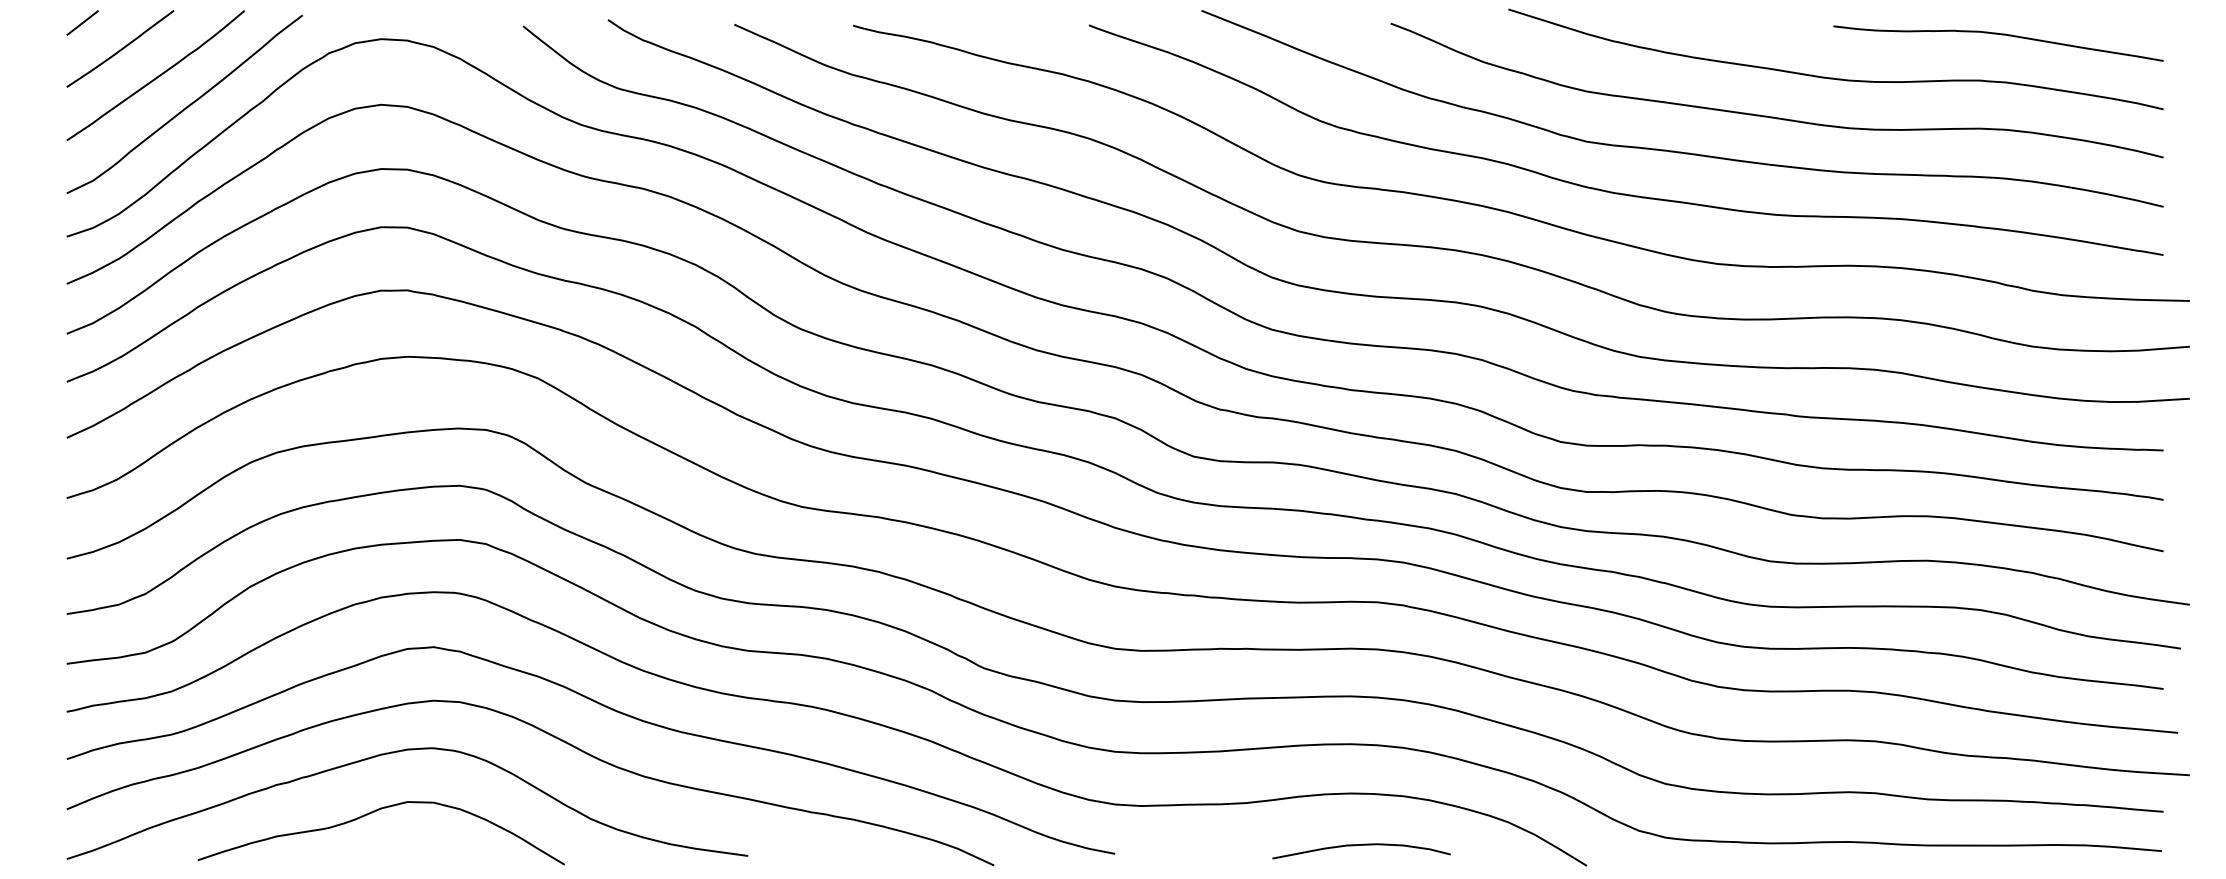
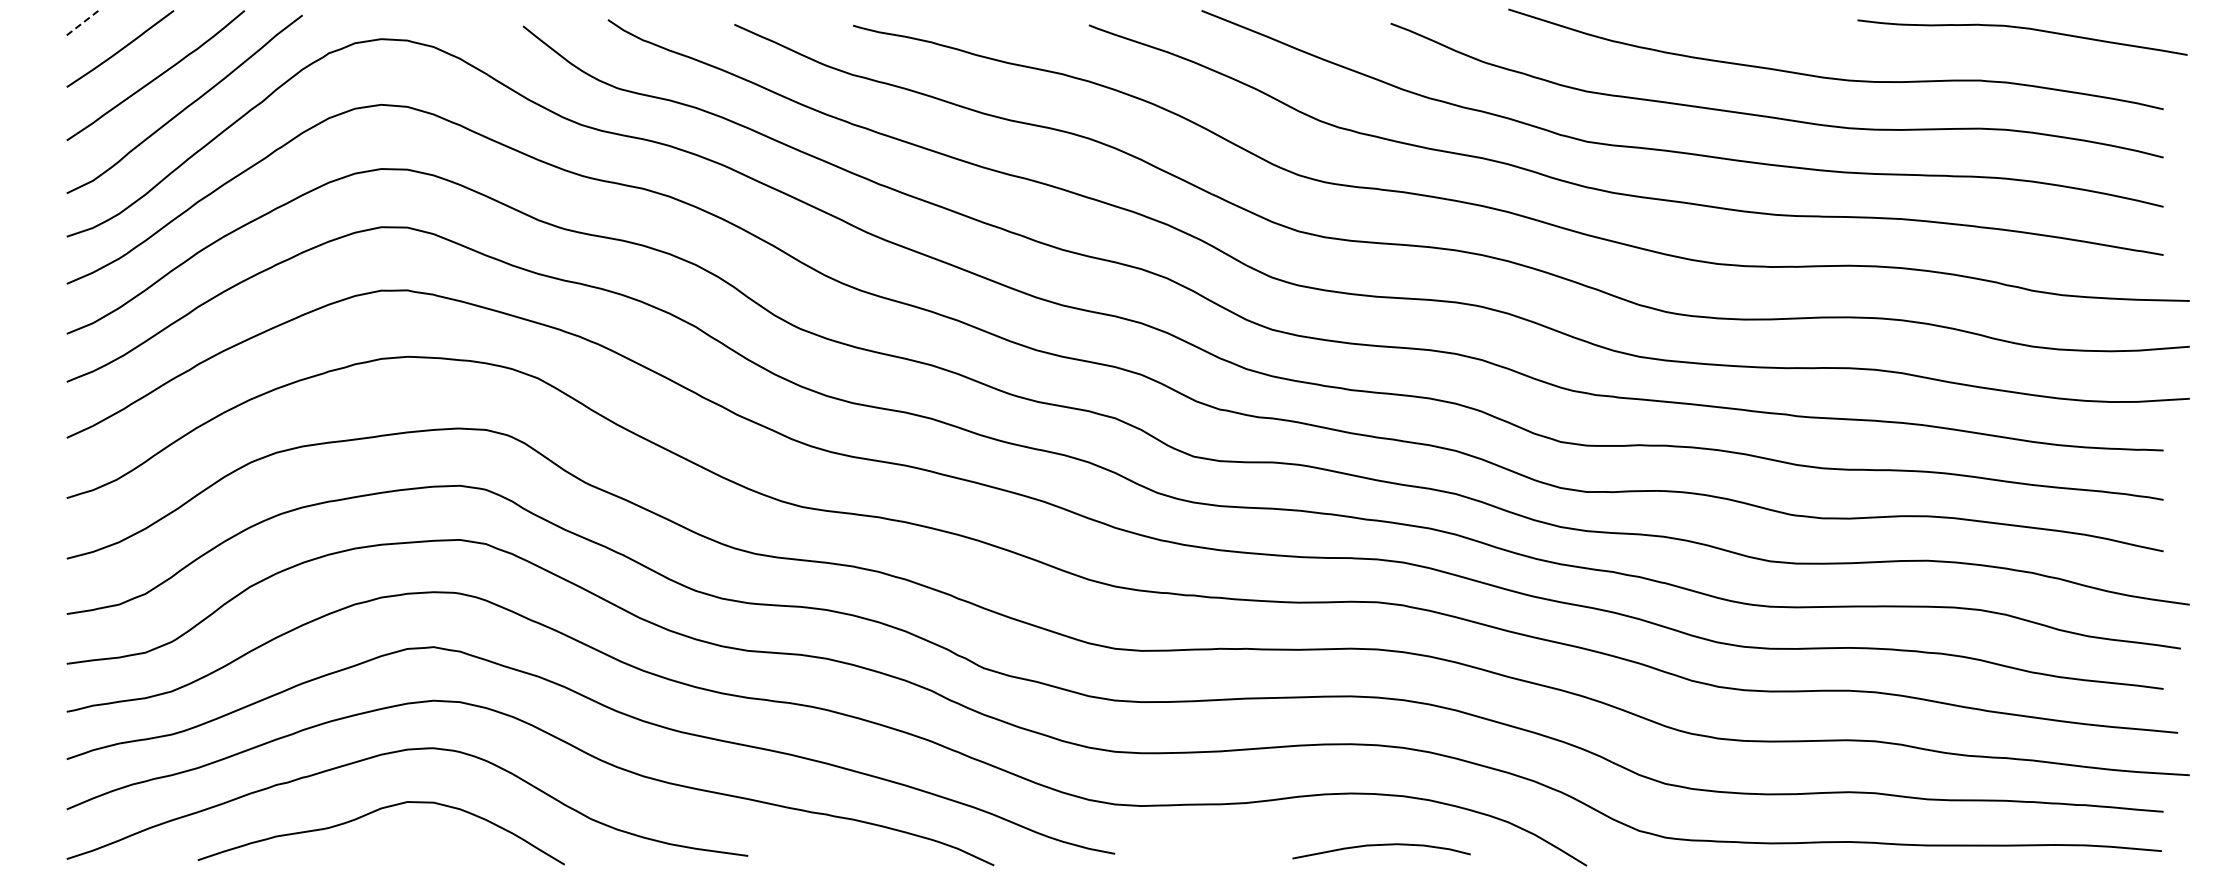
line: solid -> dashed (83, 22)
curve position: (2001, 35) -> (2025, 29) (2025, 29)
curve position: (1361, 845) -> (1381, 845) (1381, 845)
